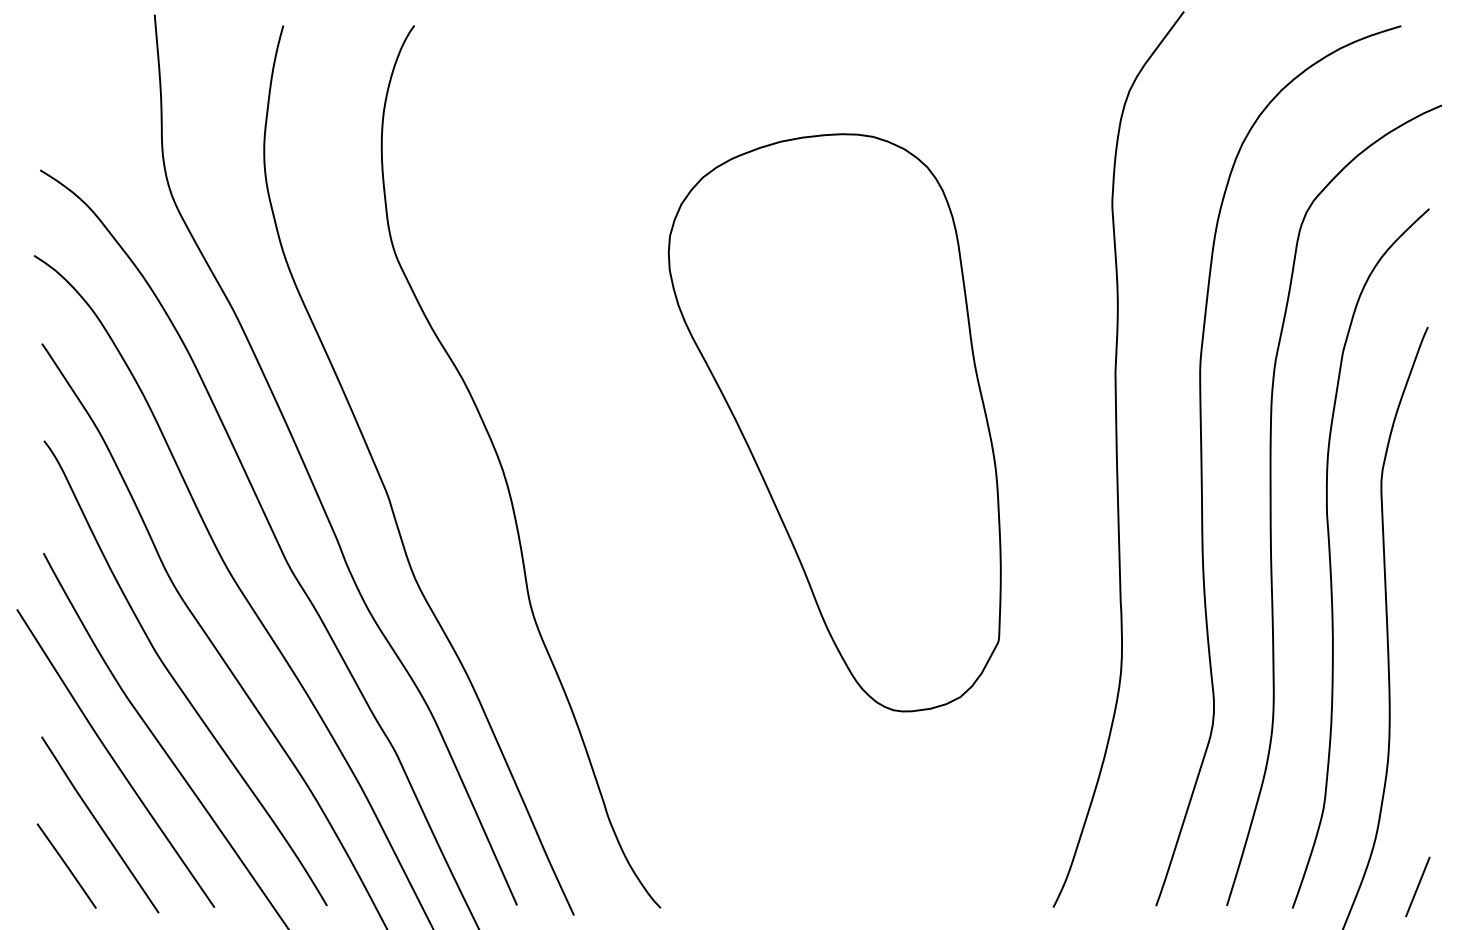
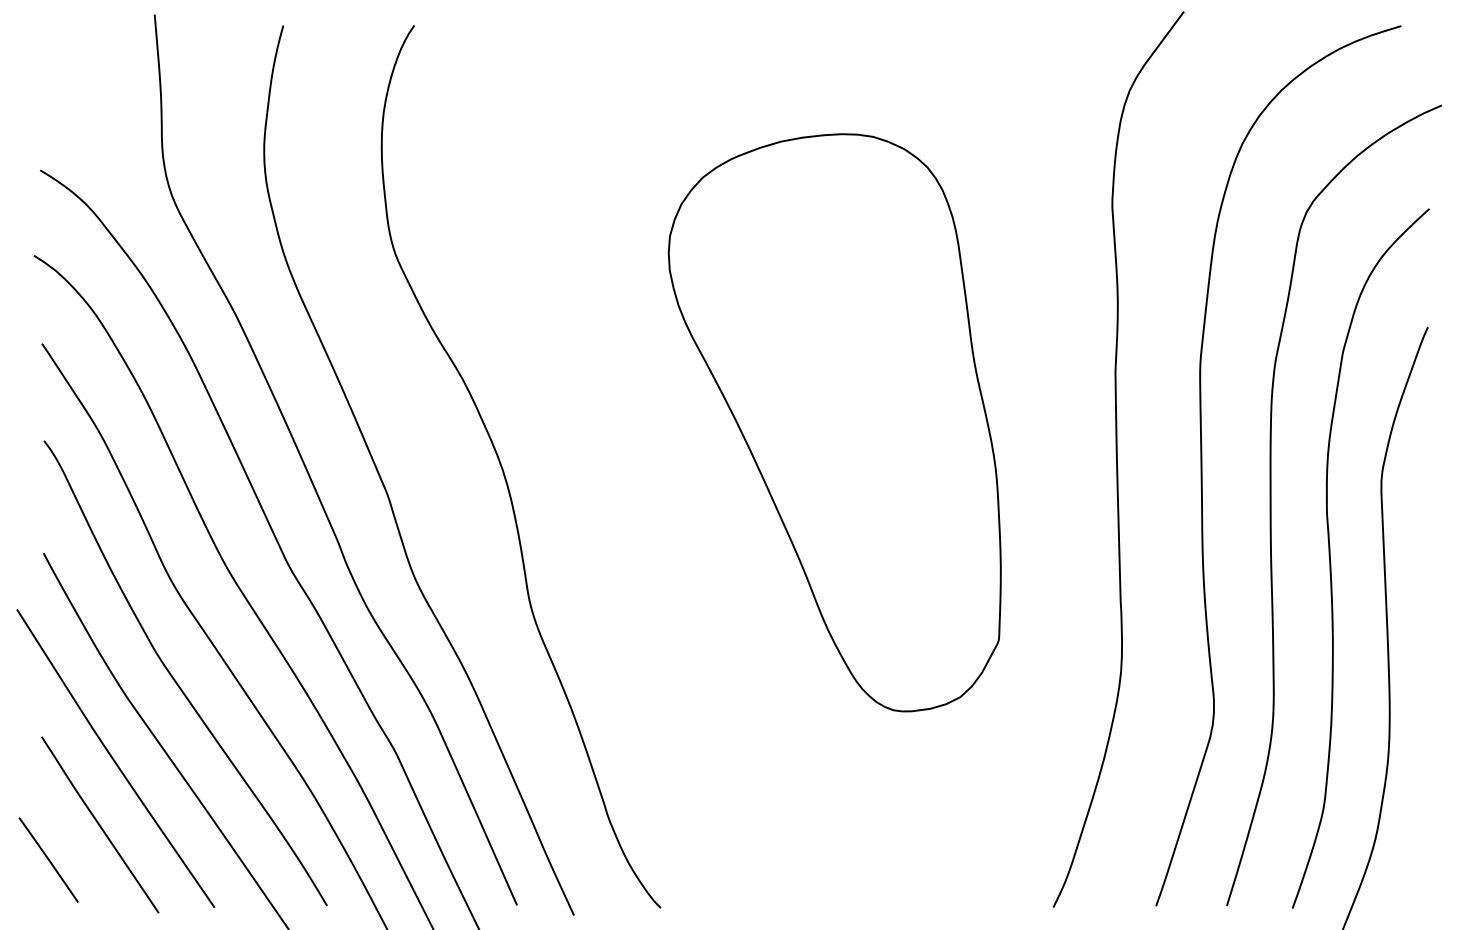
line position: (66, 865) -> (48, 859) (48, 859)
line: present -> none (1417, 886)
